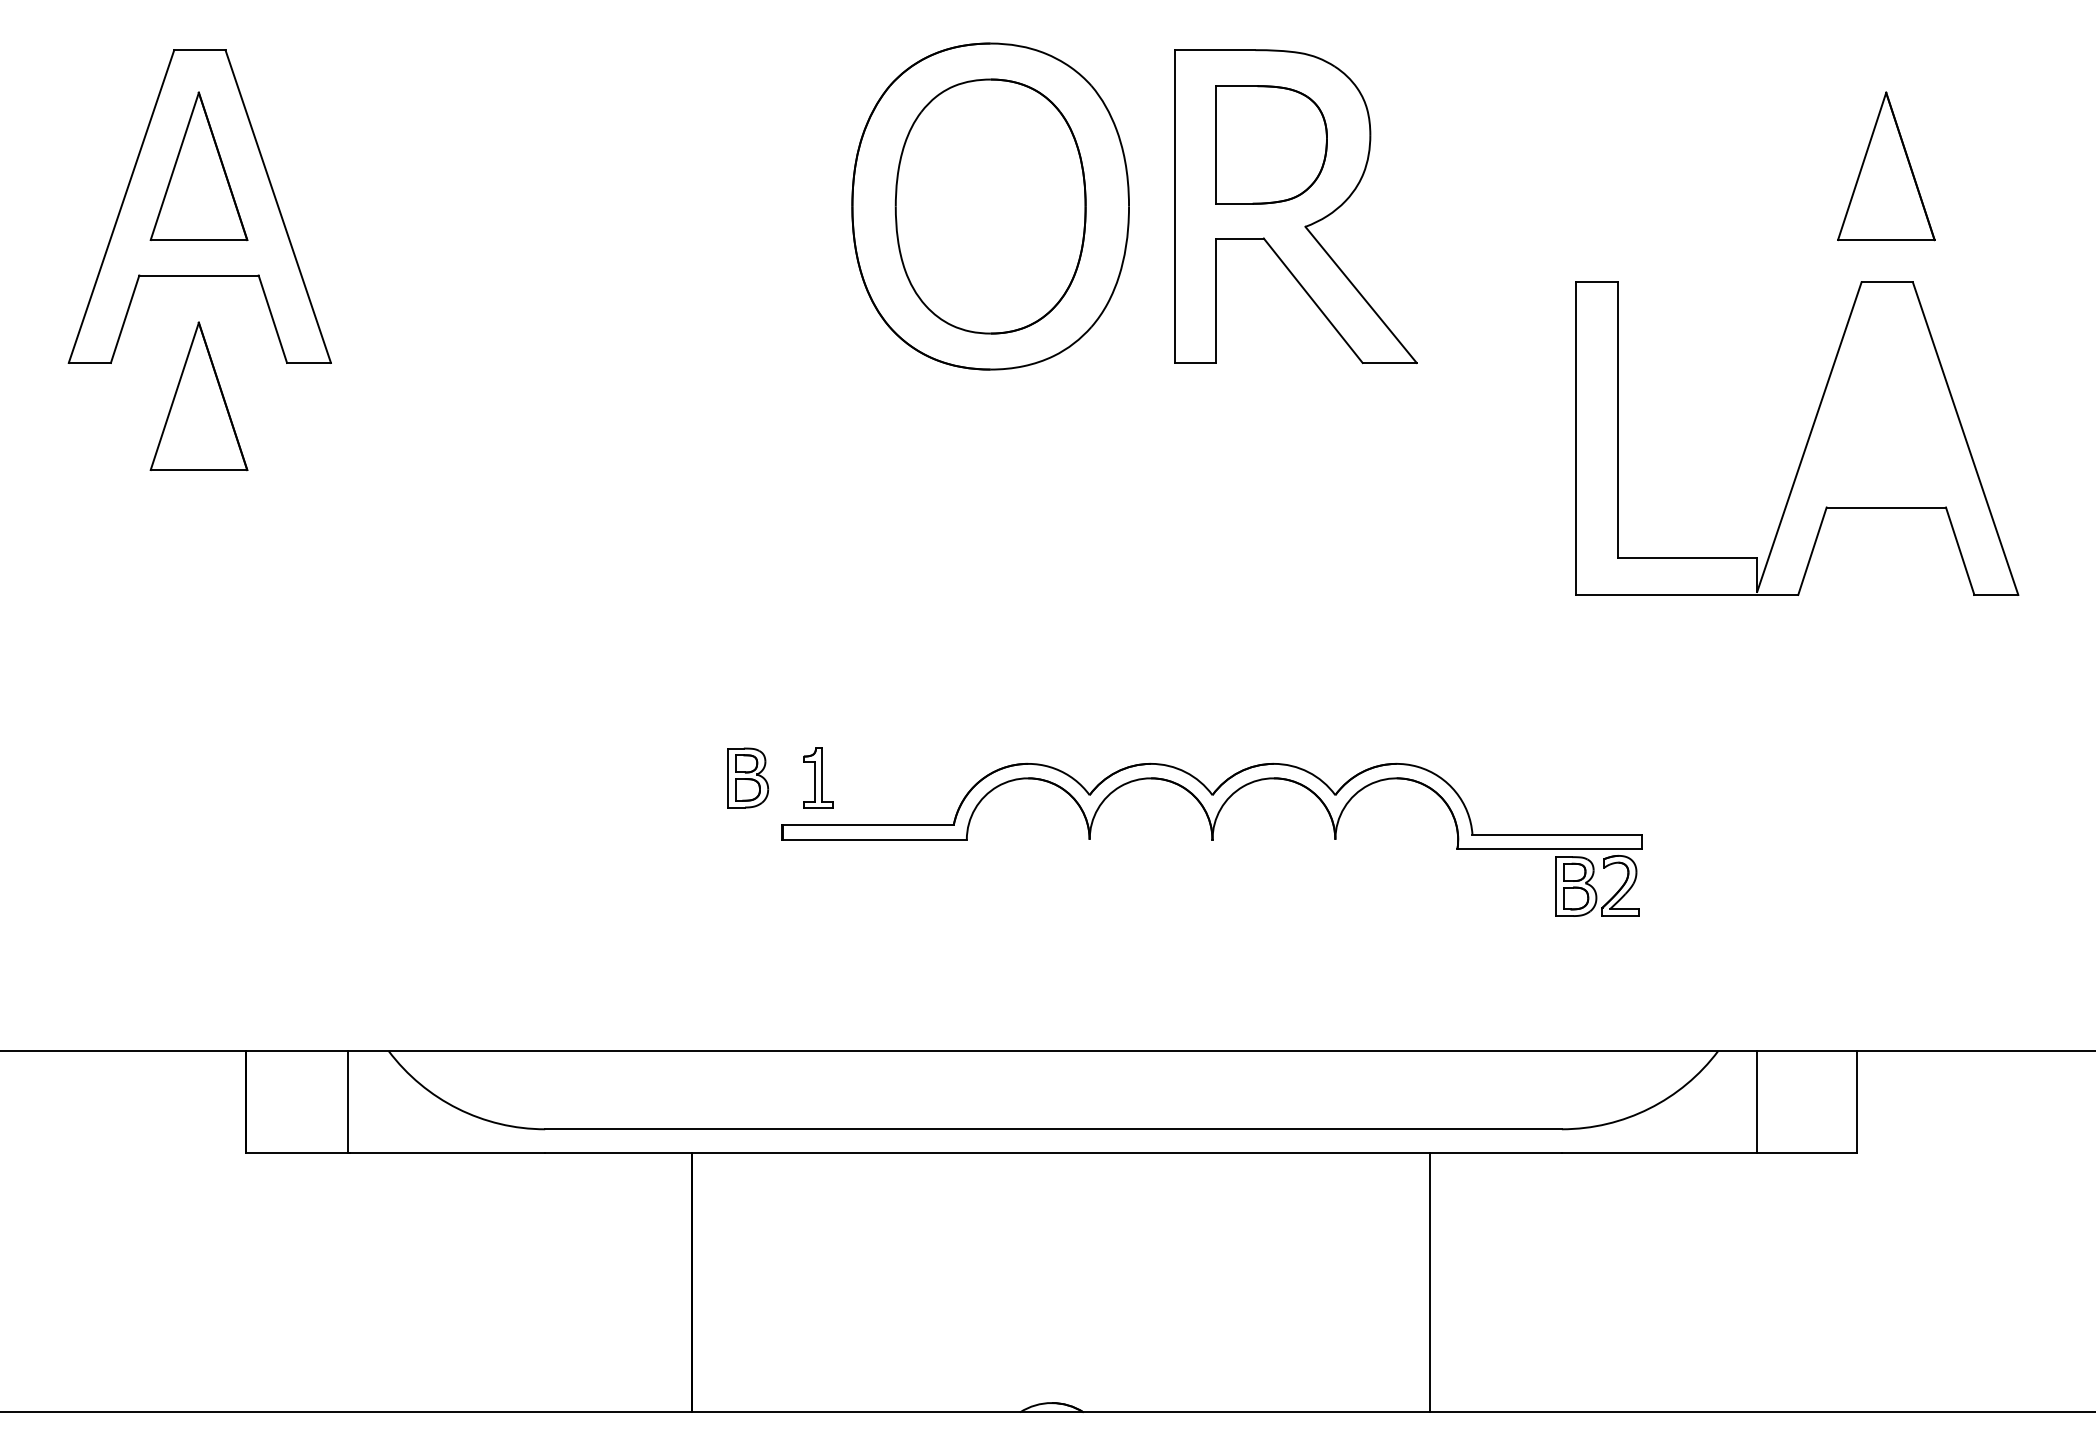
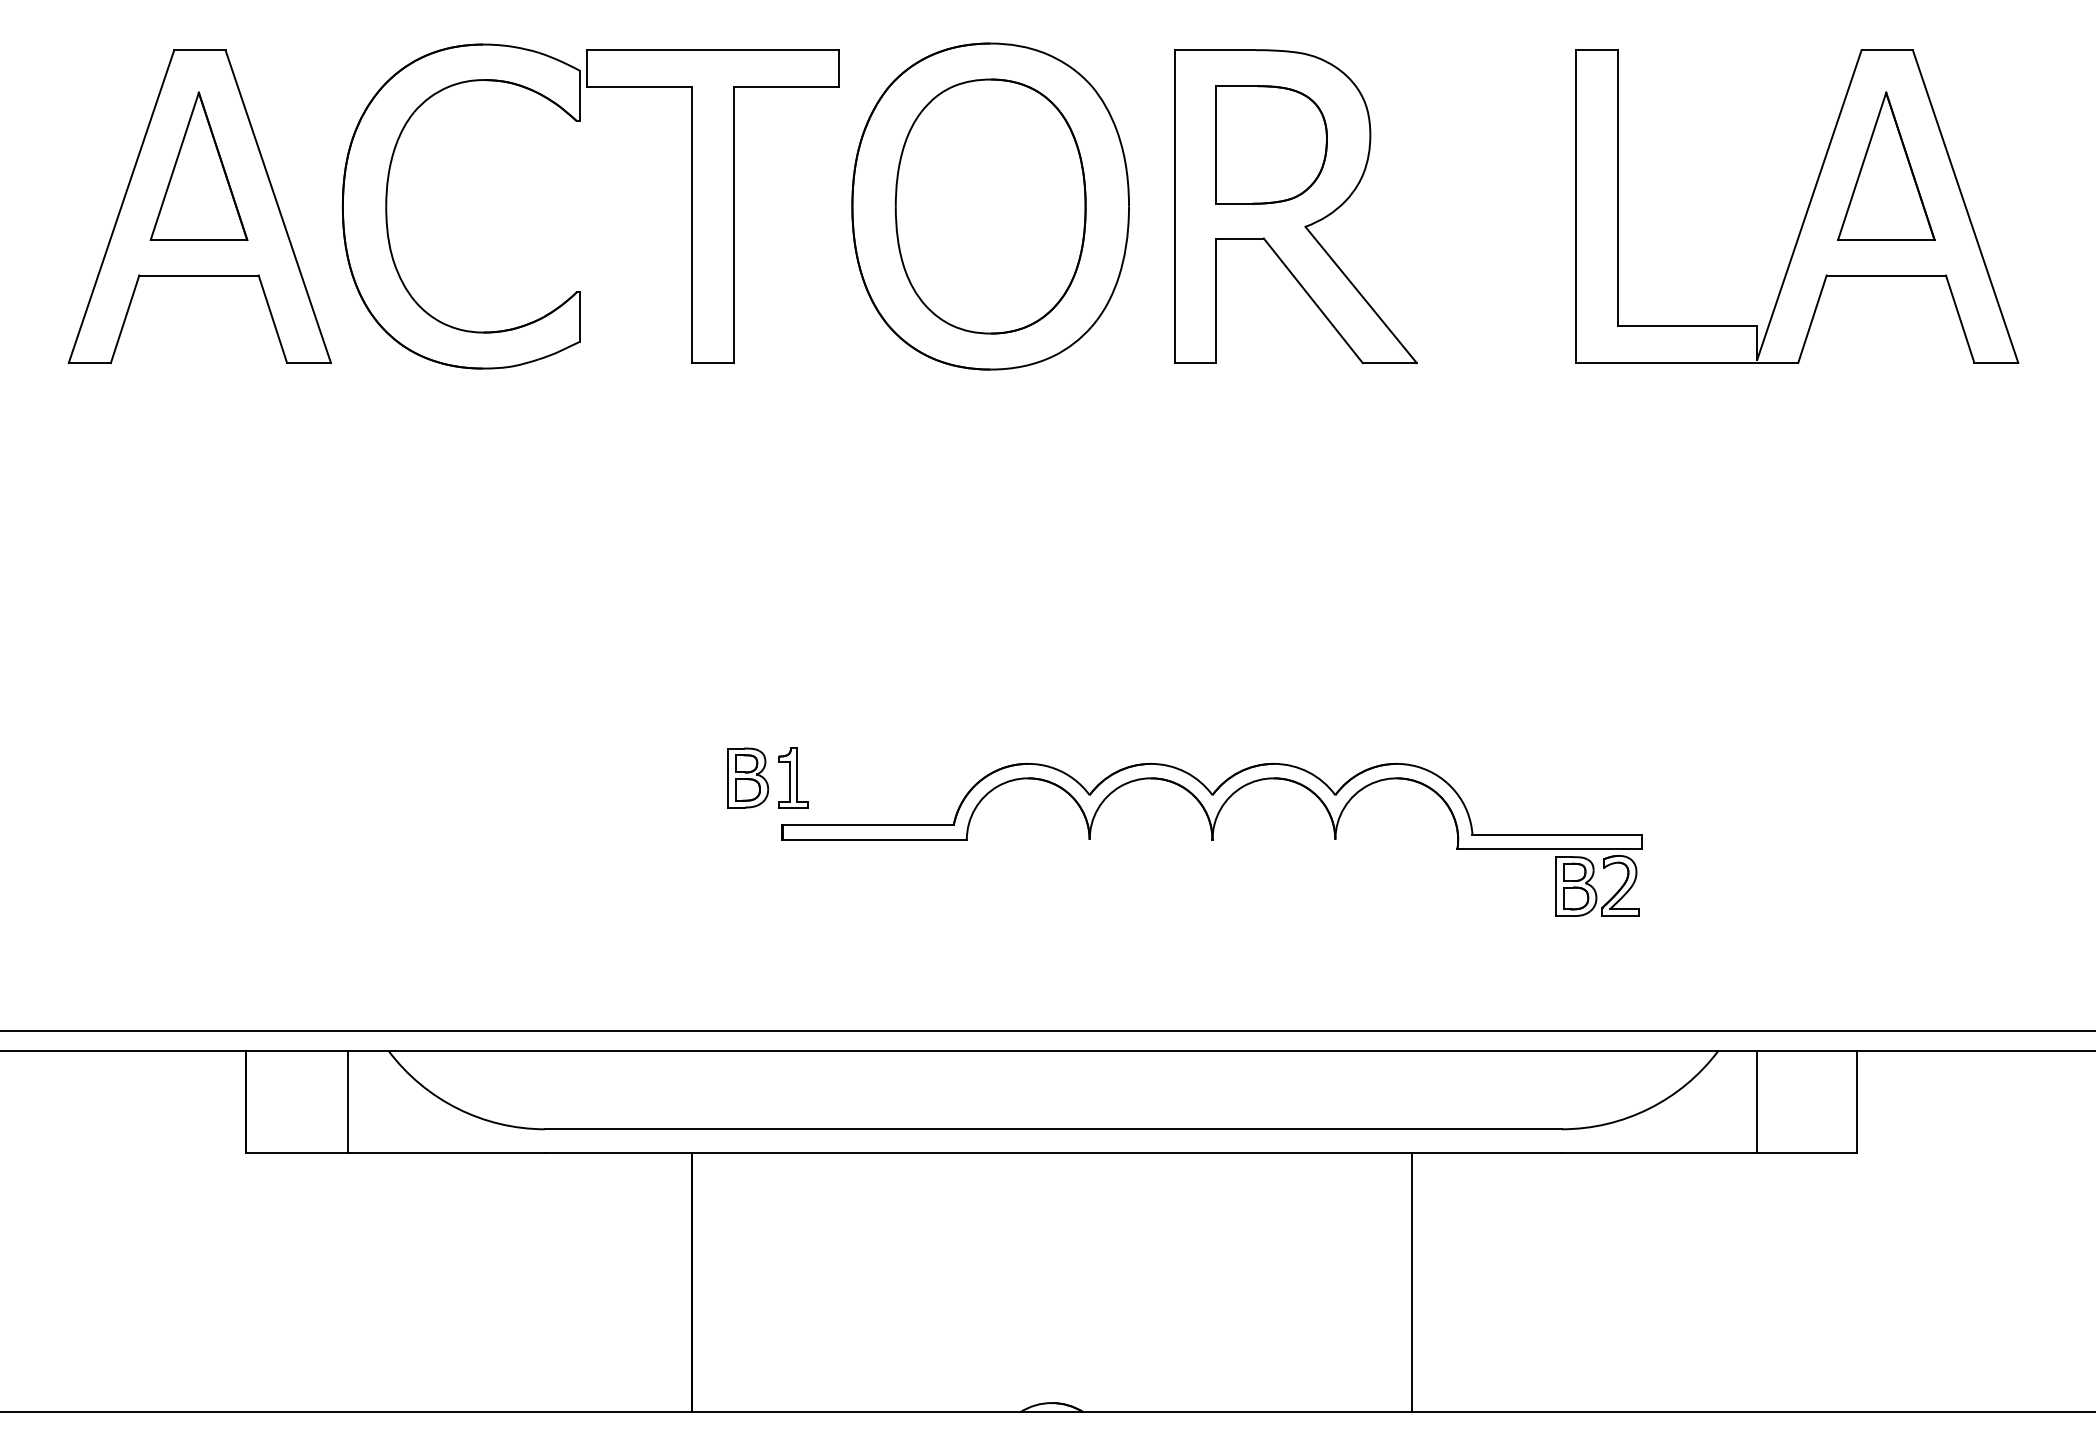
part: none -> present (580, 121)
part: present -> none (198, 396)
part position: (1806, 442) -> (1806, 210) (1806, 210)
part position: (818, 777) -> (793, 777) (793, 777)
line: none -> present (1047, 1031)
line position: (1429, 1282) -> (1411, 1282) (1411, 1282)
